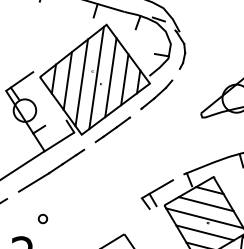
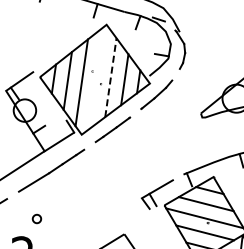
line: present -> none (96, 77)
line: solid -> dashed (110, 77)
part position: (42, 218) -> (36, 218) (36, 218)
